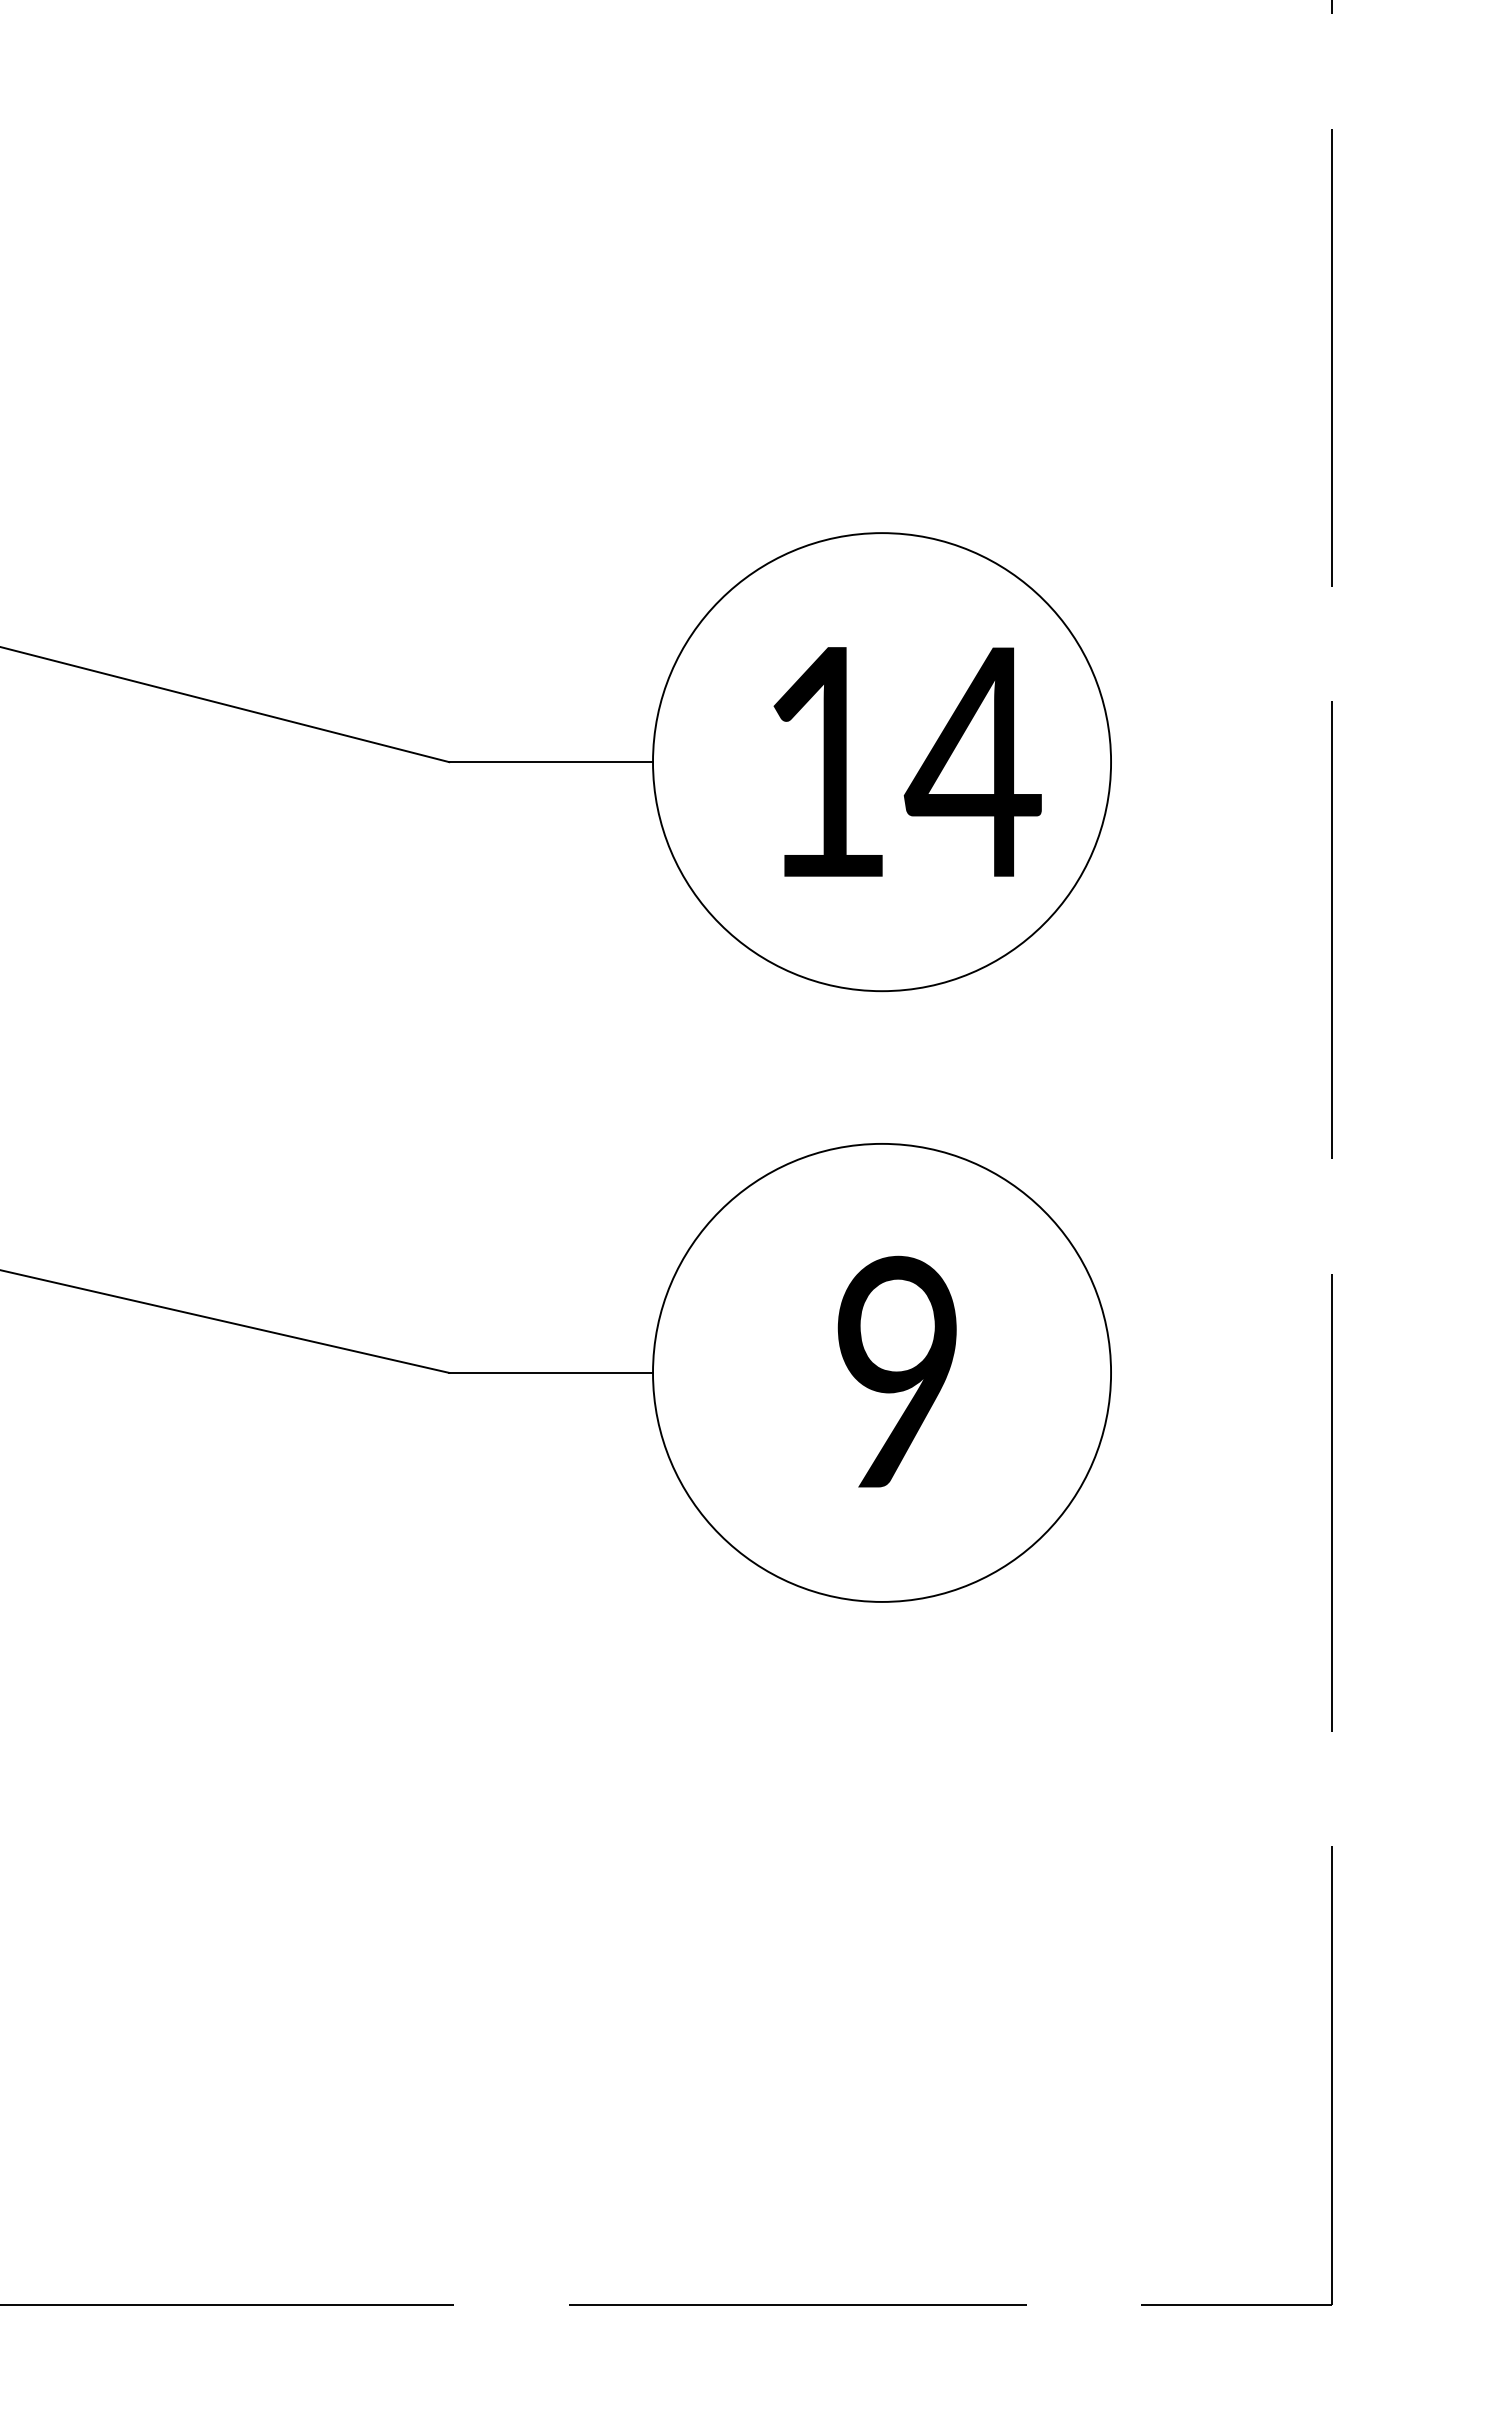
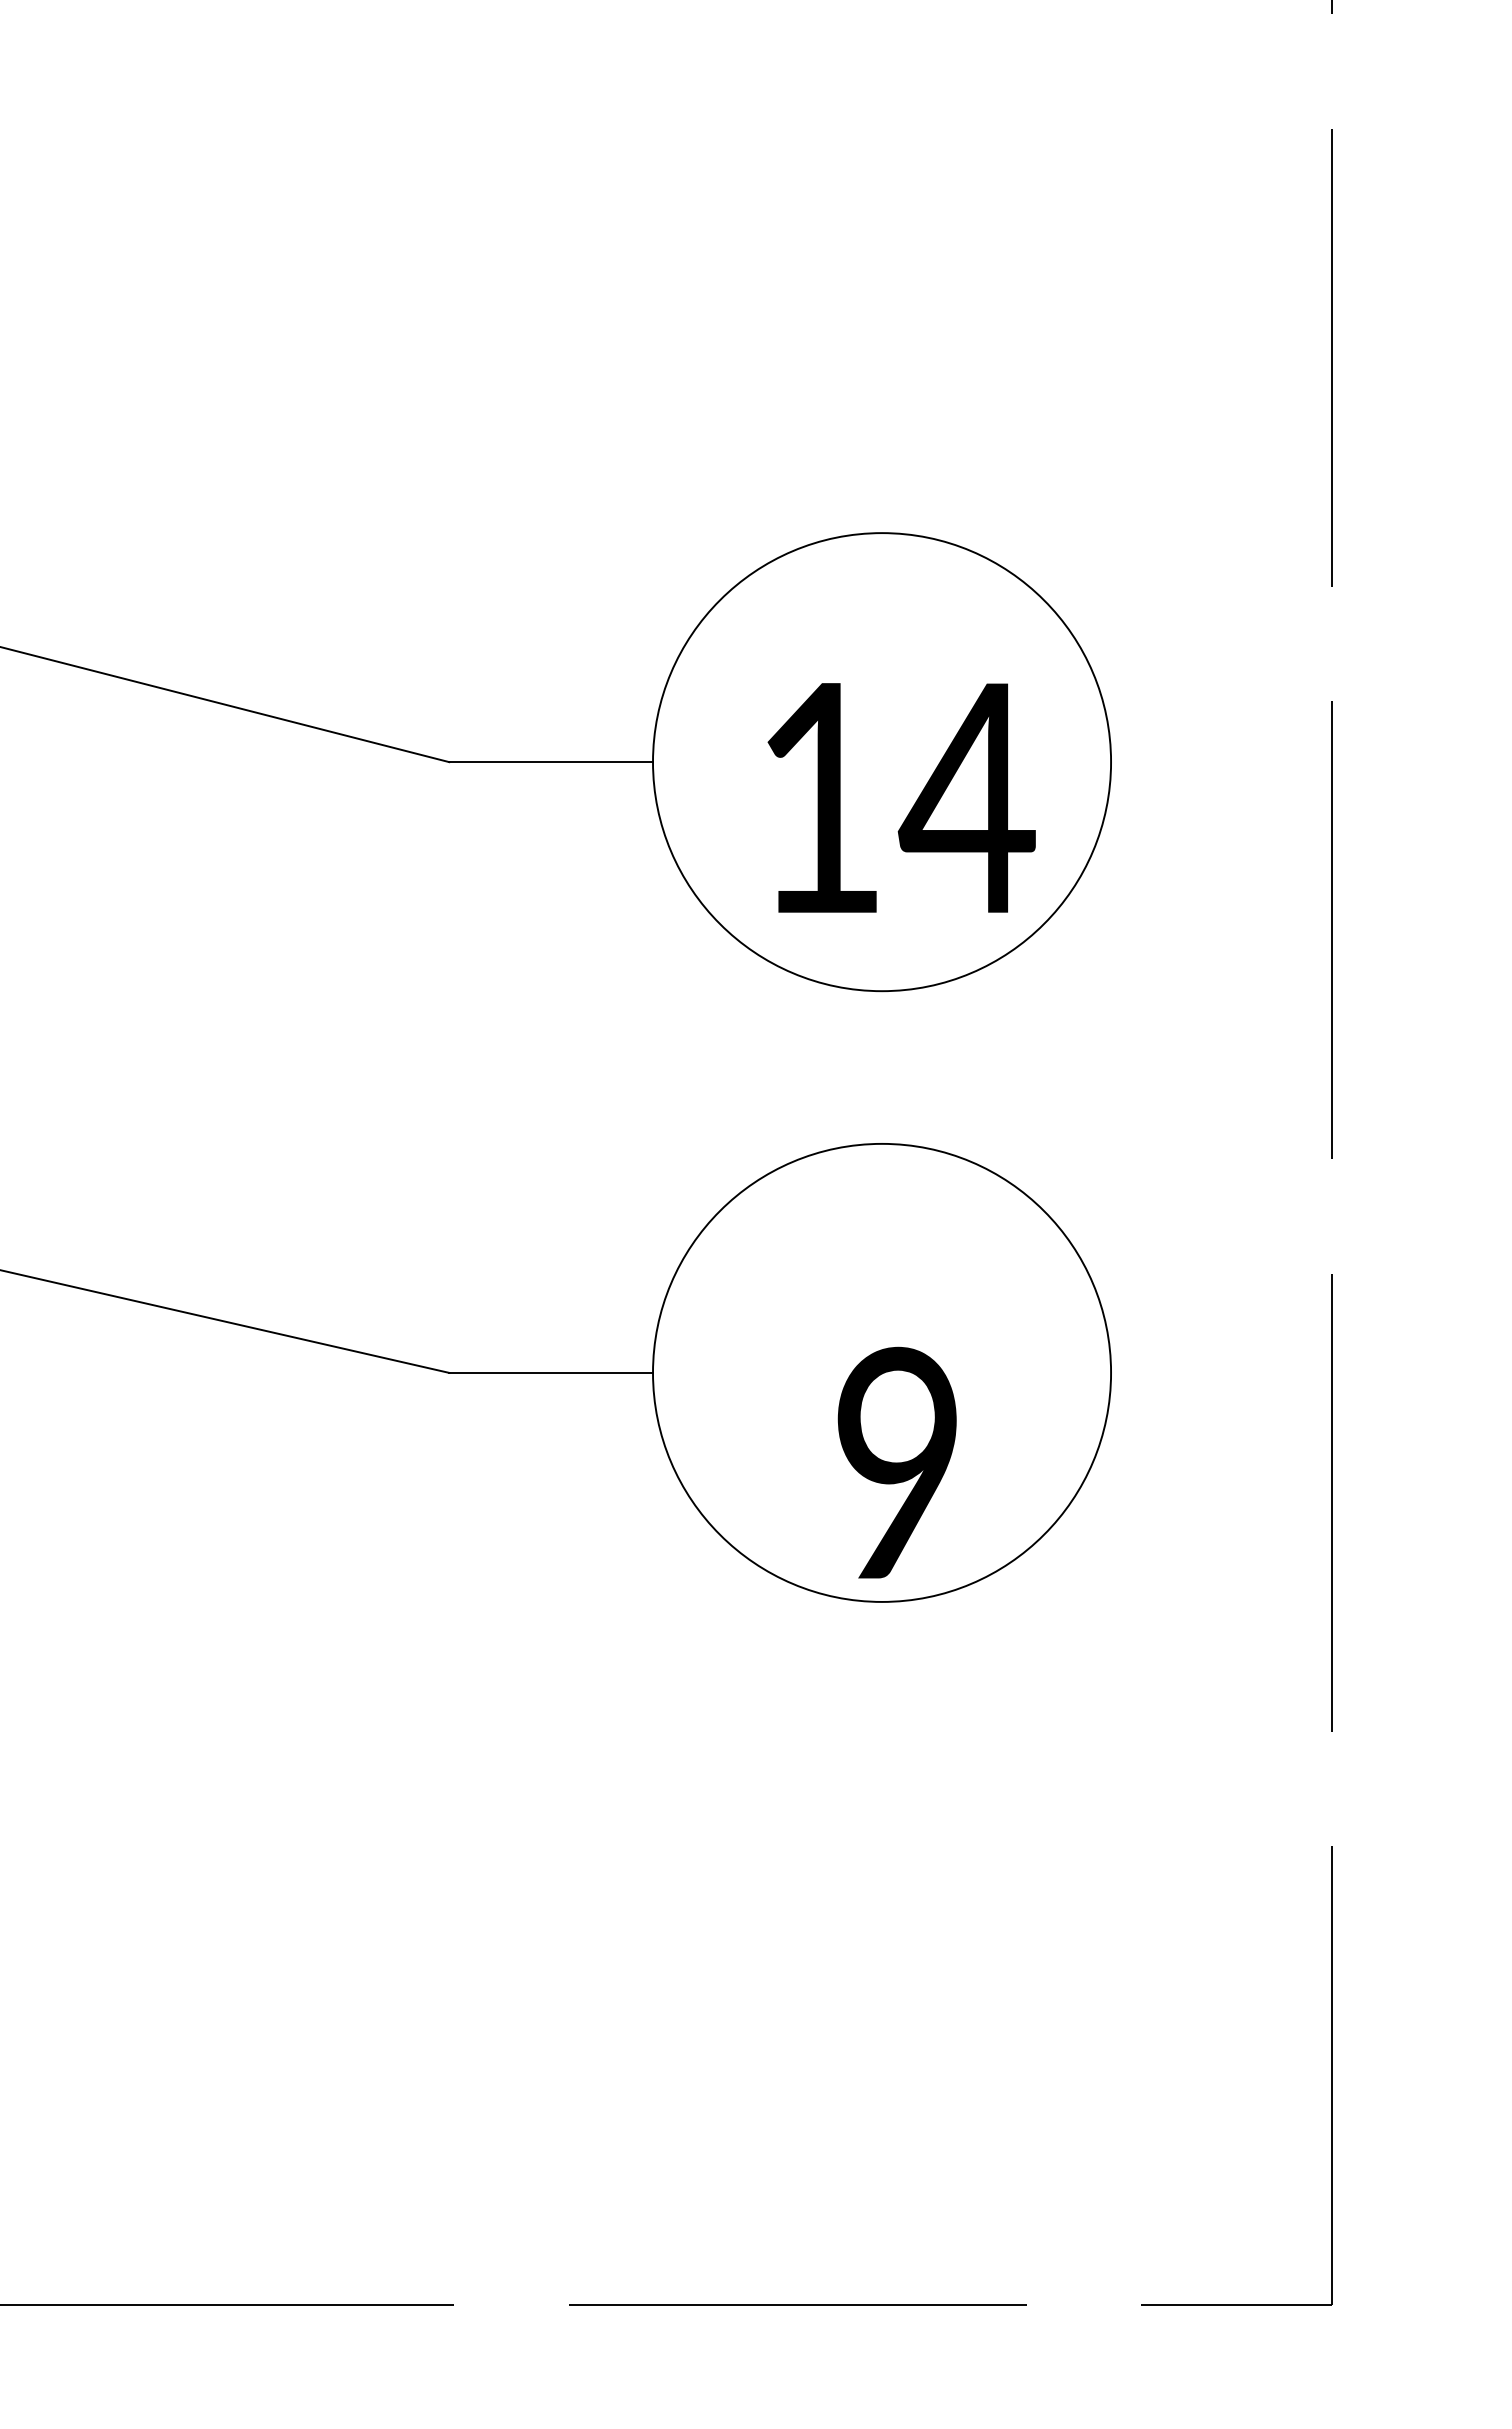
text position: (907, 761) -> (901, 797) (901, 797)
text position: (896, 1371) -> (896, 1462) (896, 1462)
